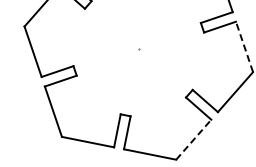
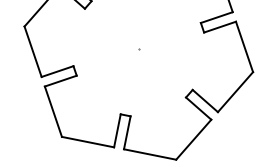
line: dashed -> solid (244, 46)
line: dashed -> solid (193, 139)
